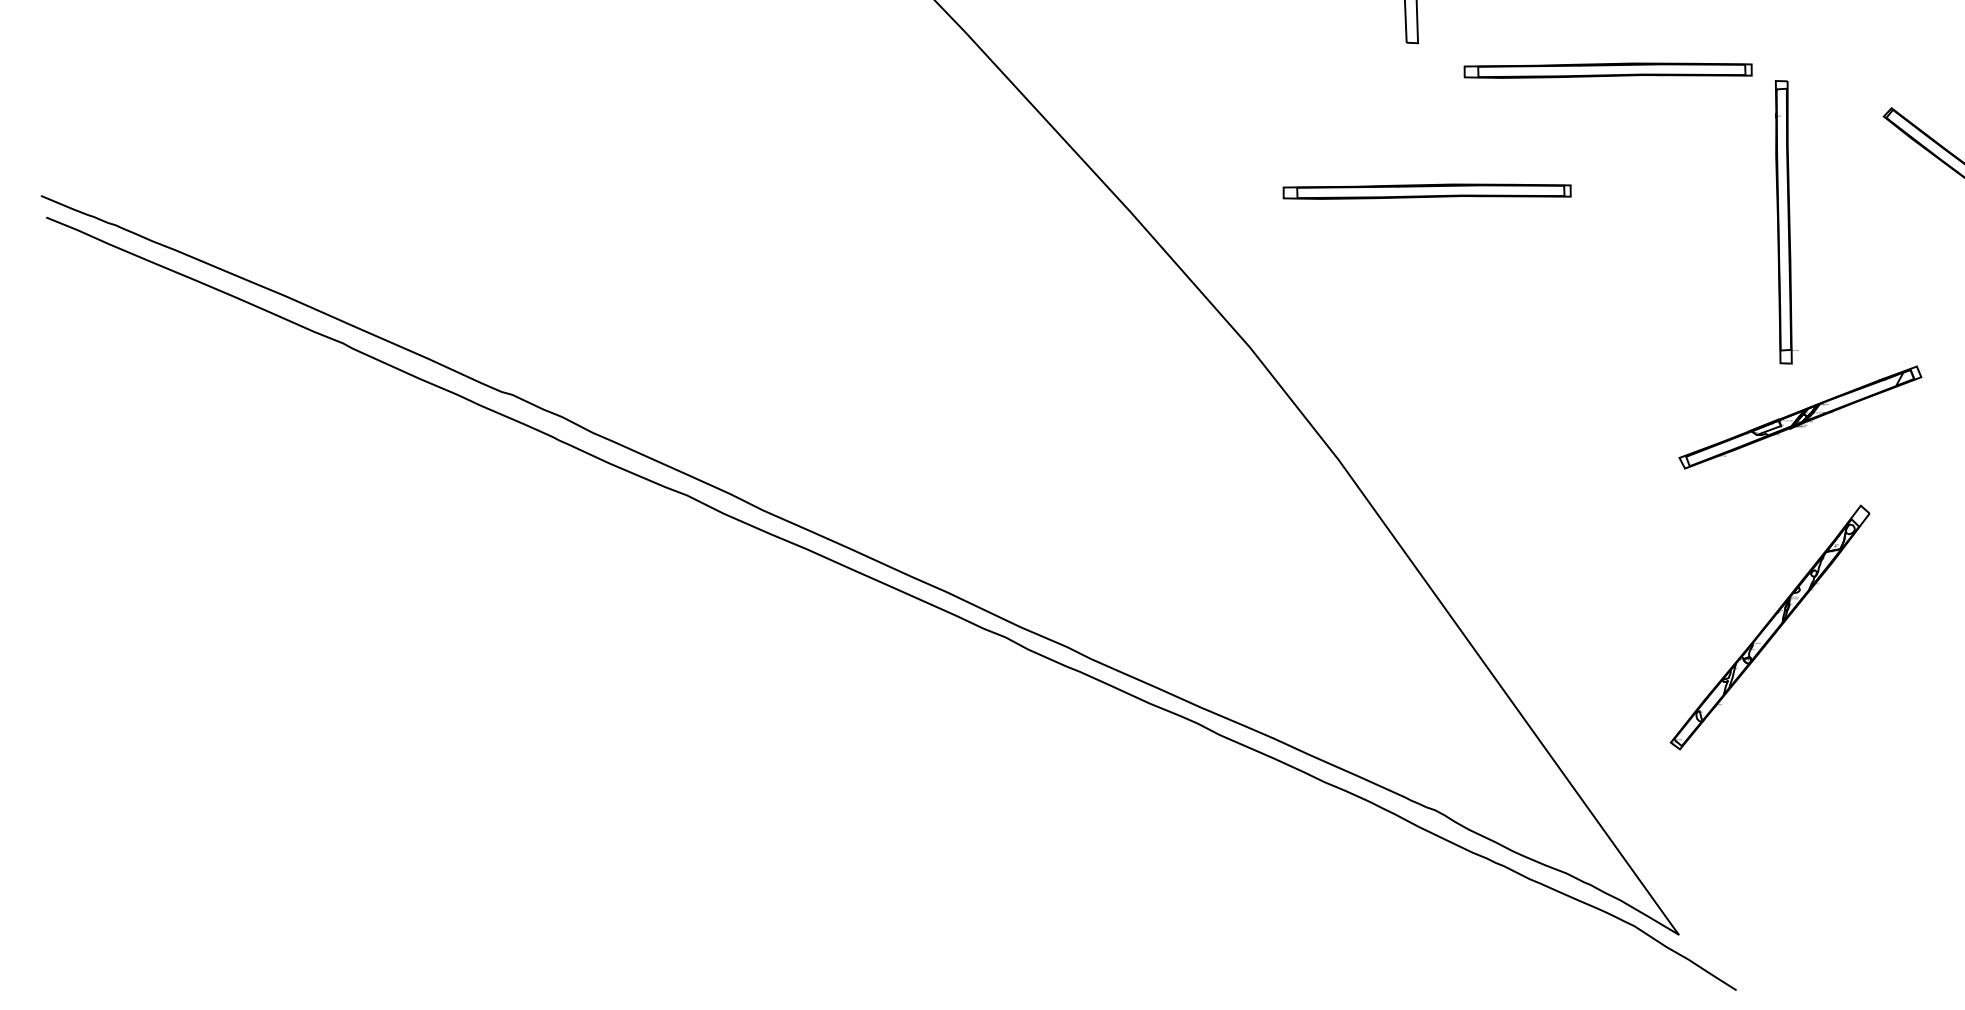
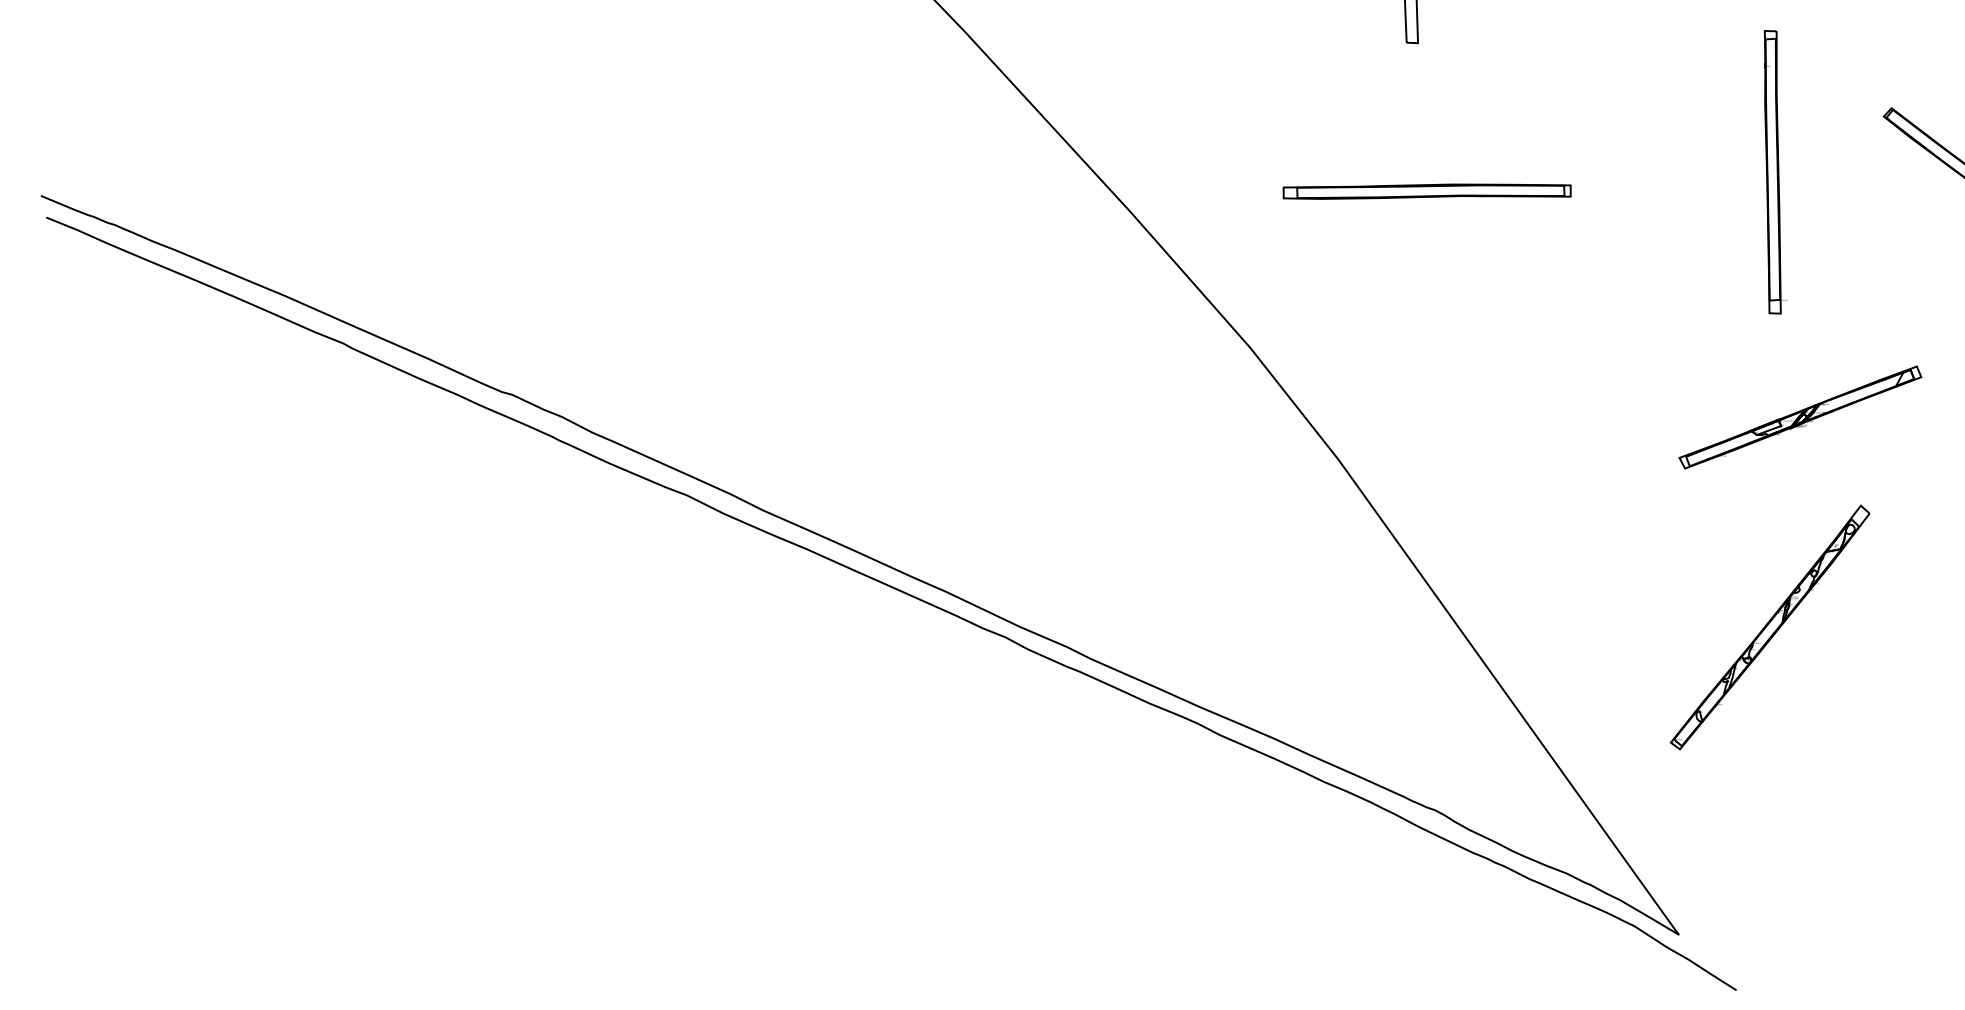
part: present -> none (1607, 70)
part position: (1786, 222) -> (1775, 172) (1775, 172)
